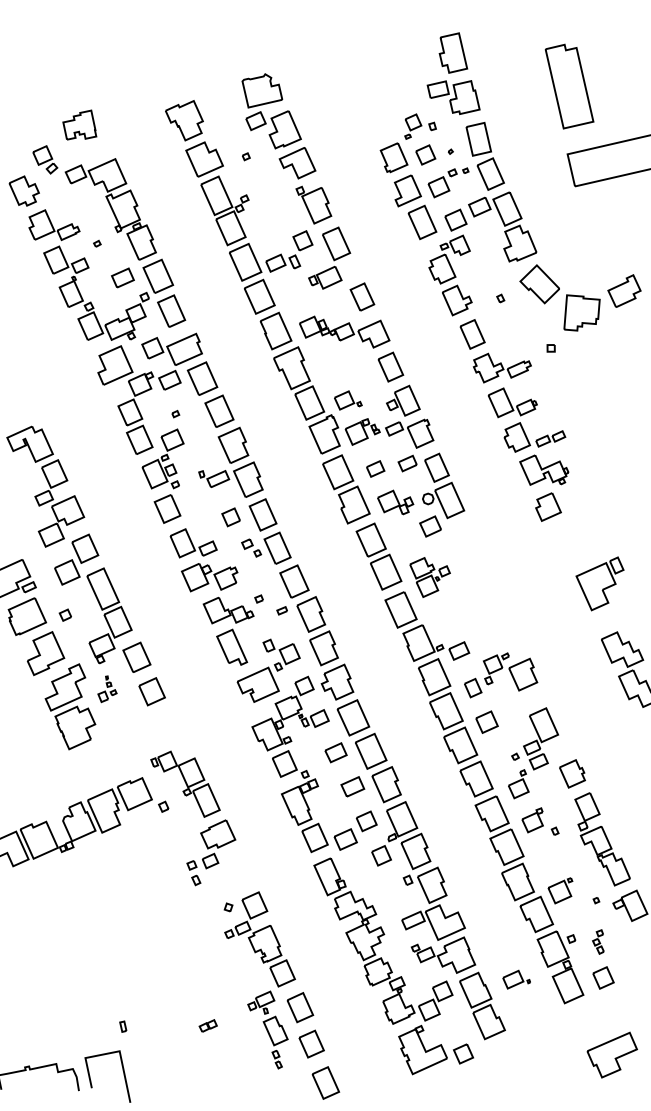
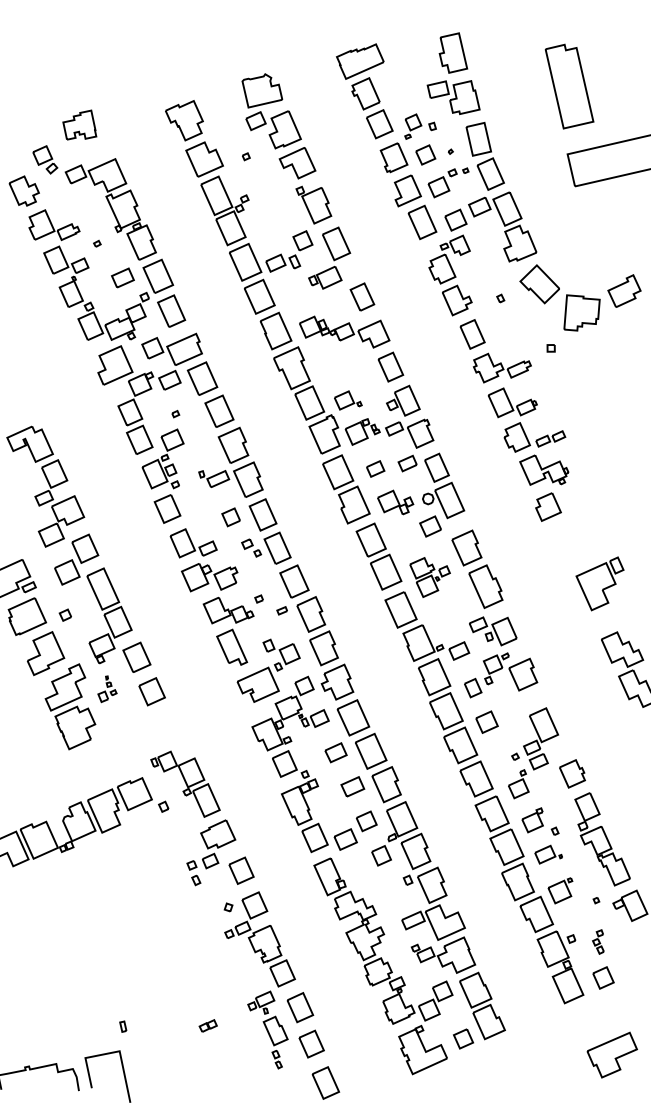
part: none -> present (364, 91)
part: none -> present (484, 587)
part: none -> present (241, 870)
part position: (516, 979) -> (548, 854) (548, 854)
part position: (463, 1053) -> (463, 1038) (463, 1038)
